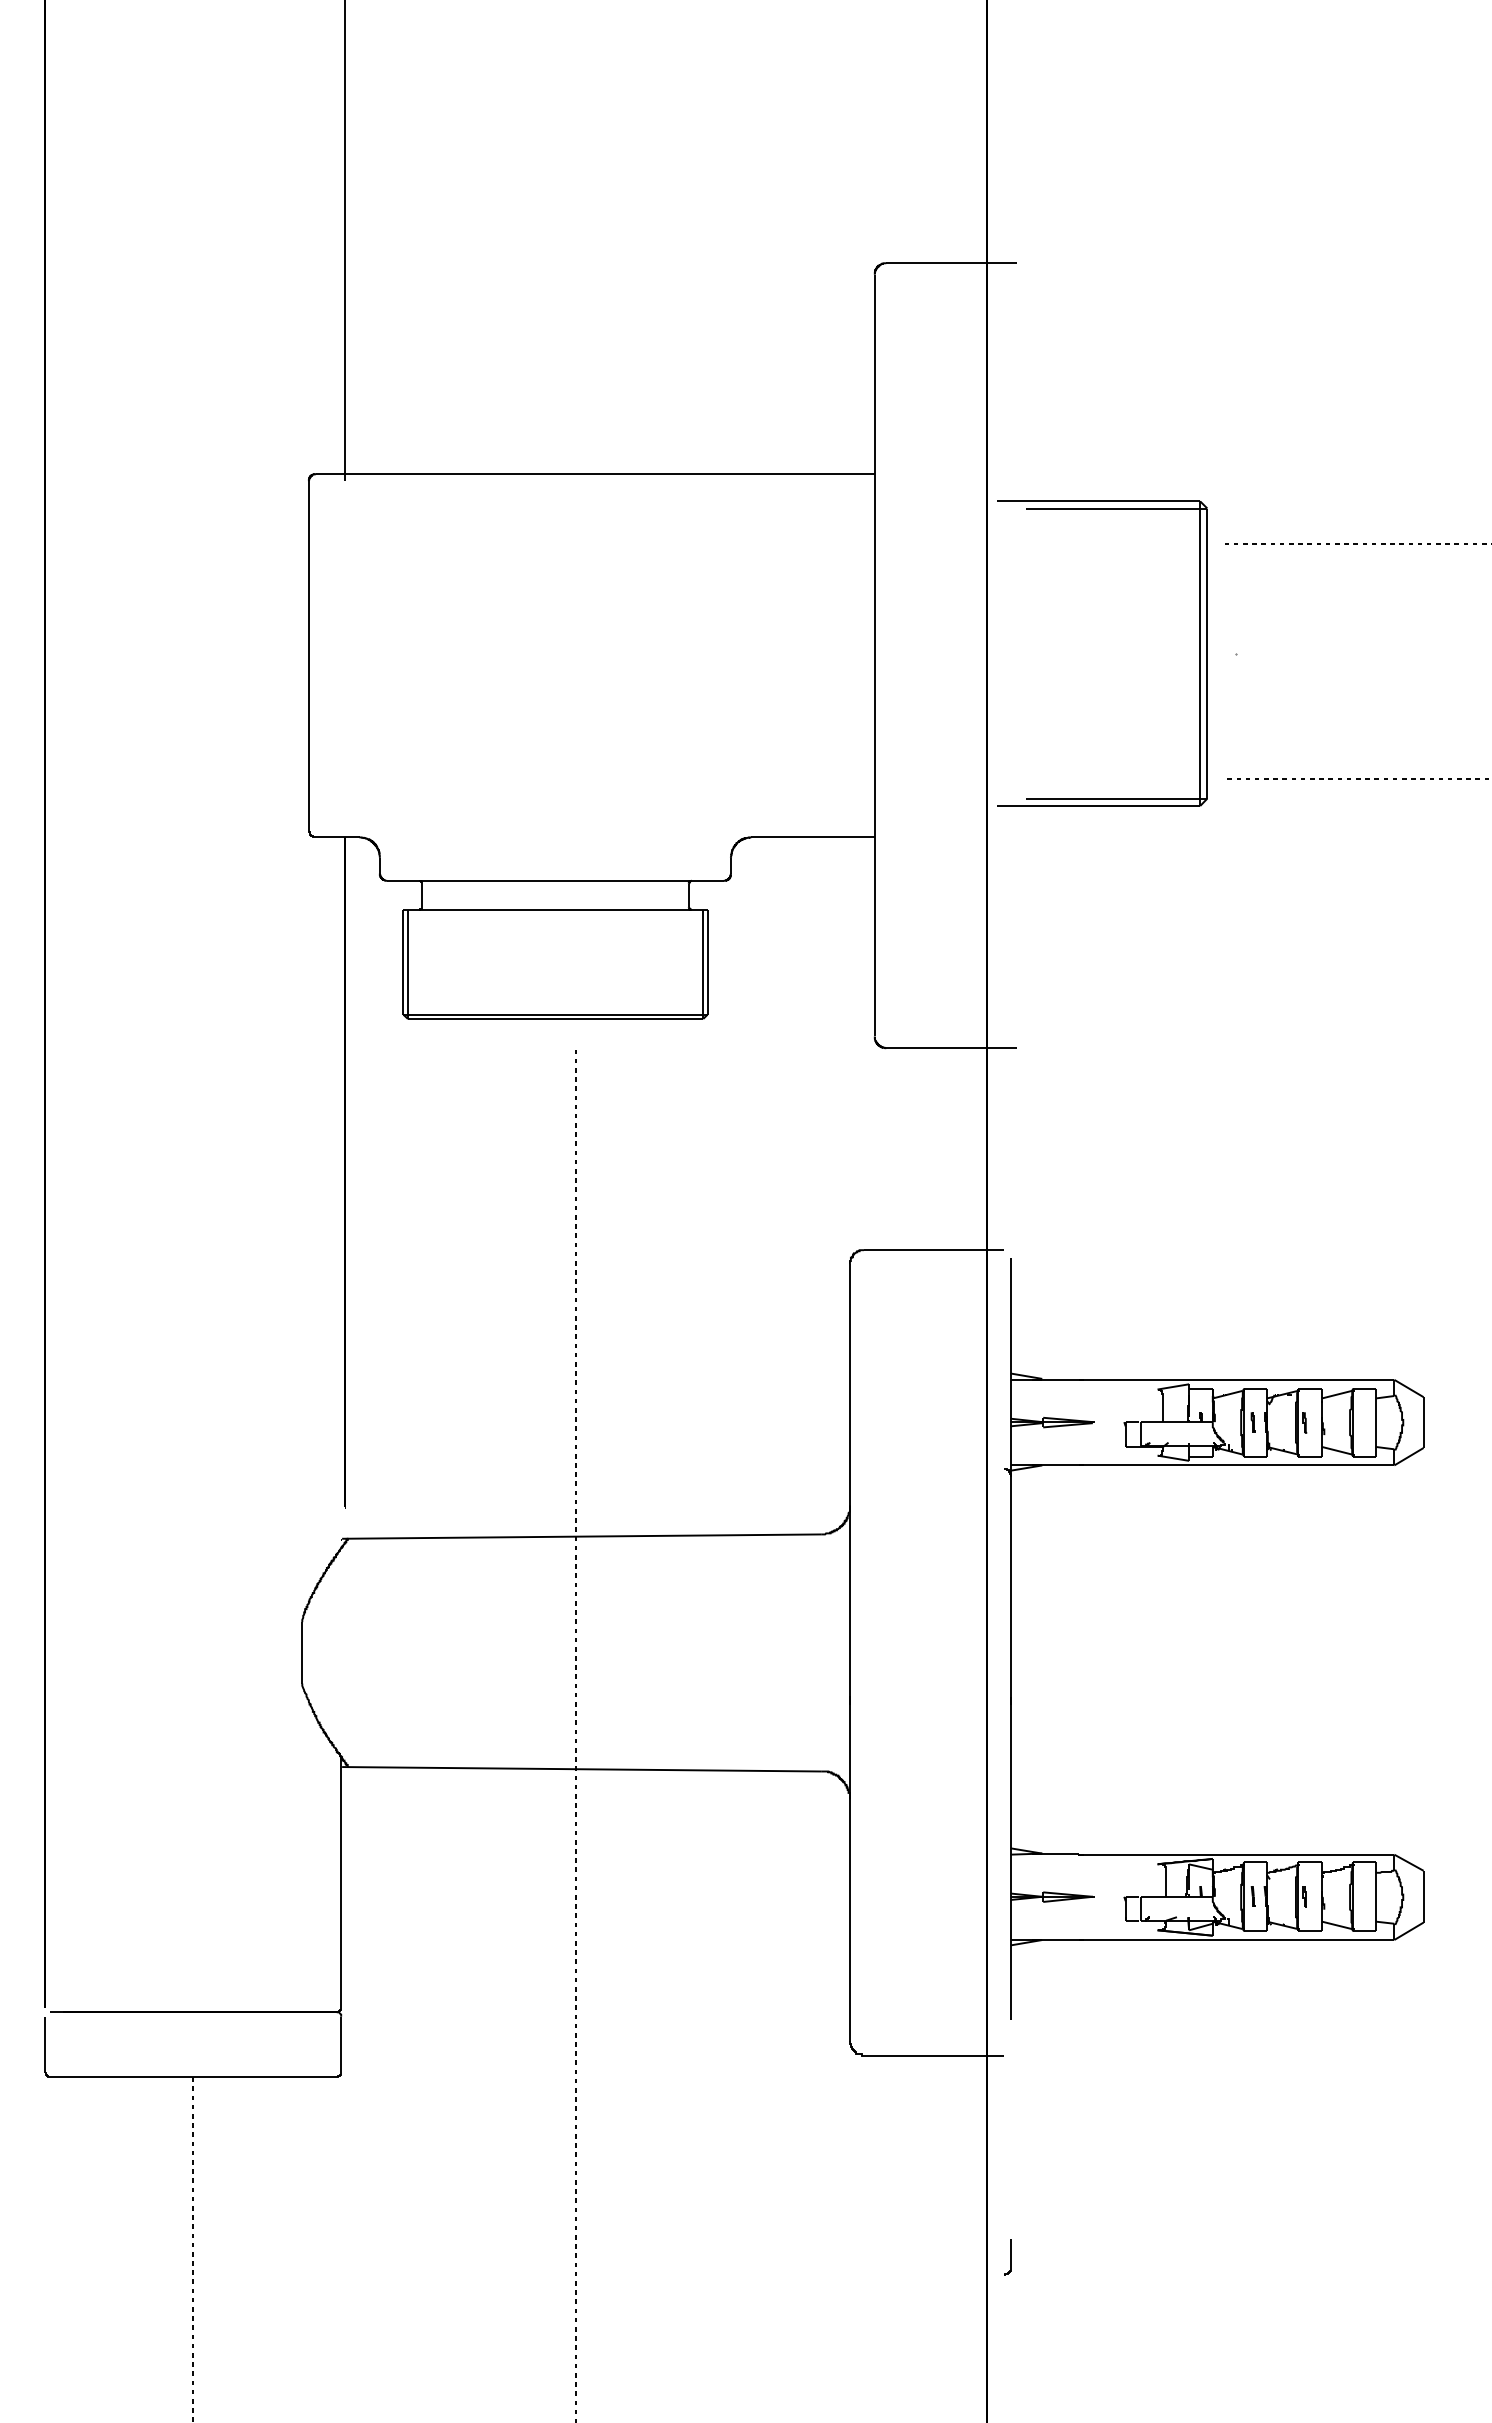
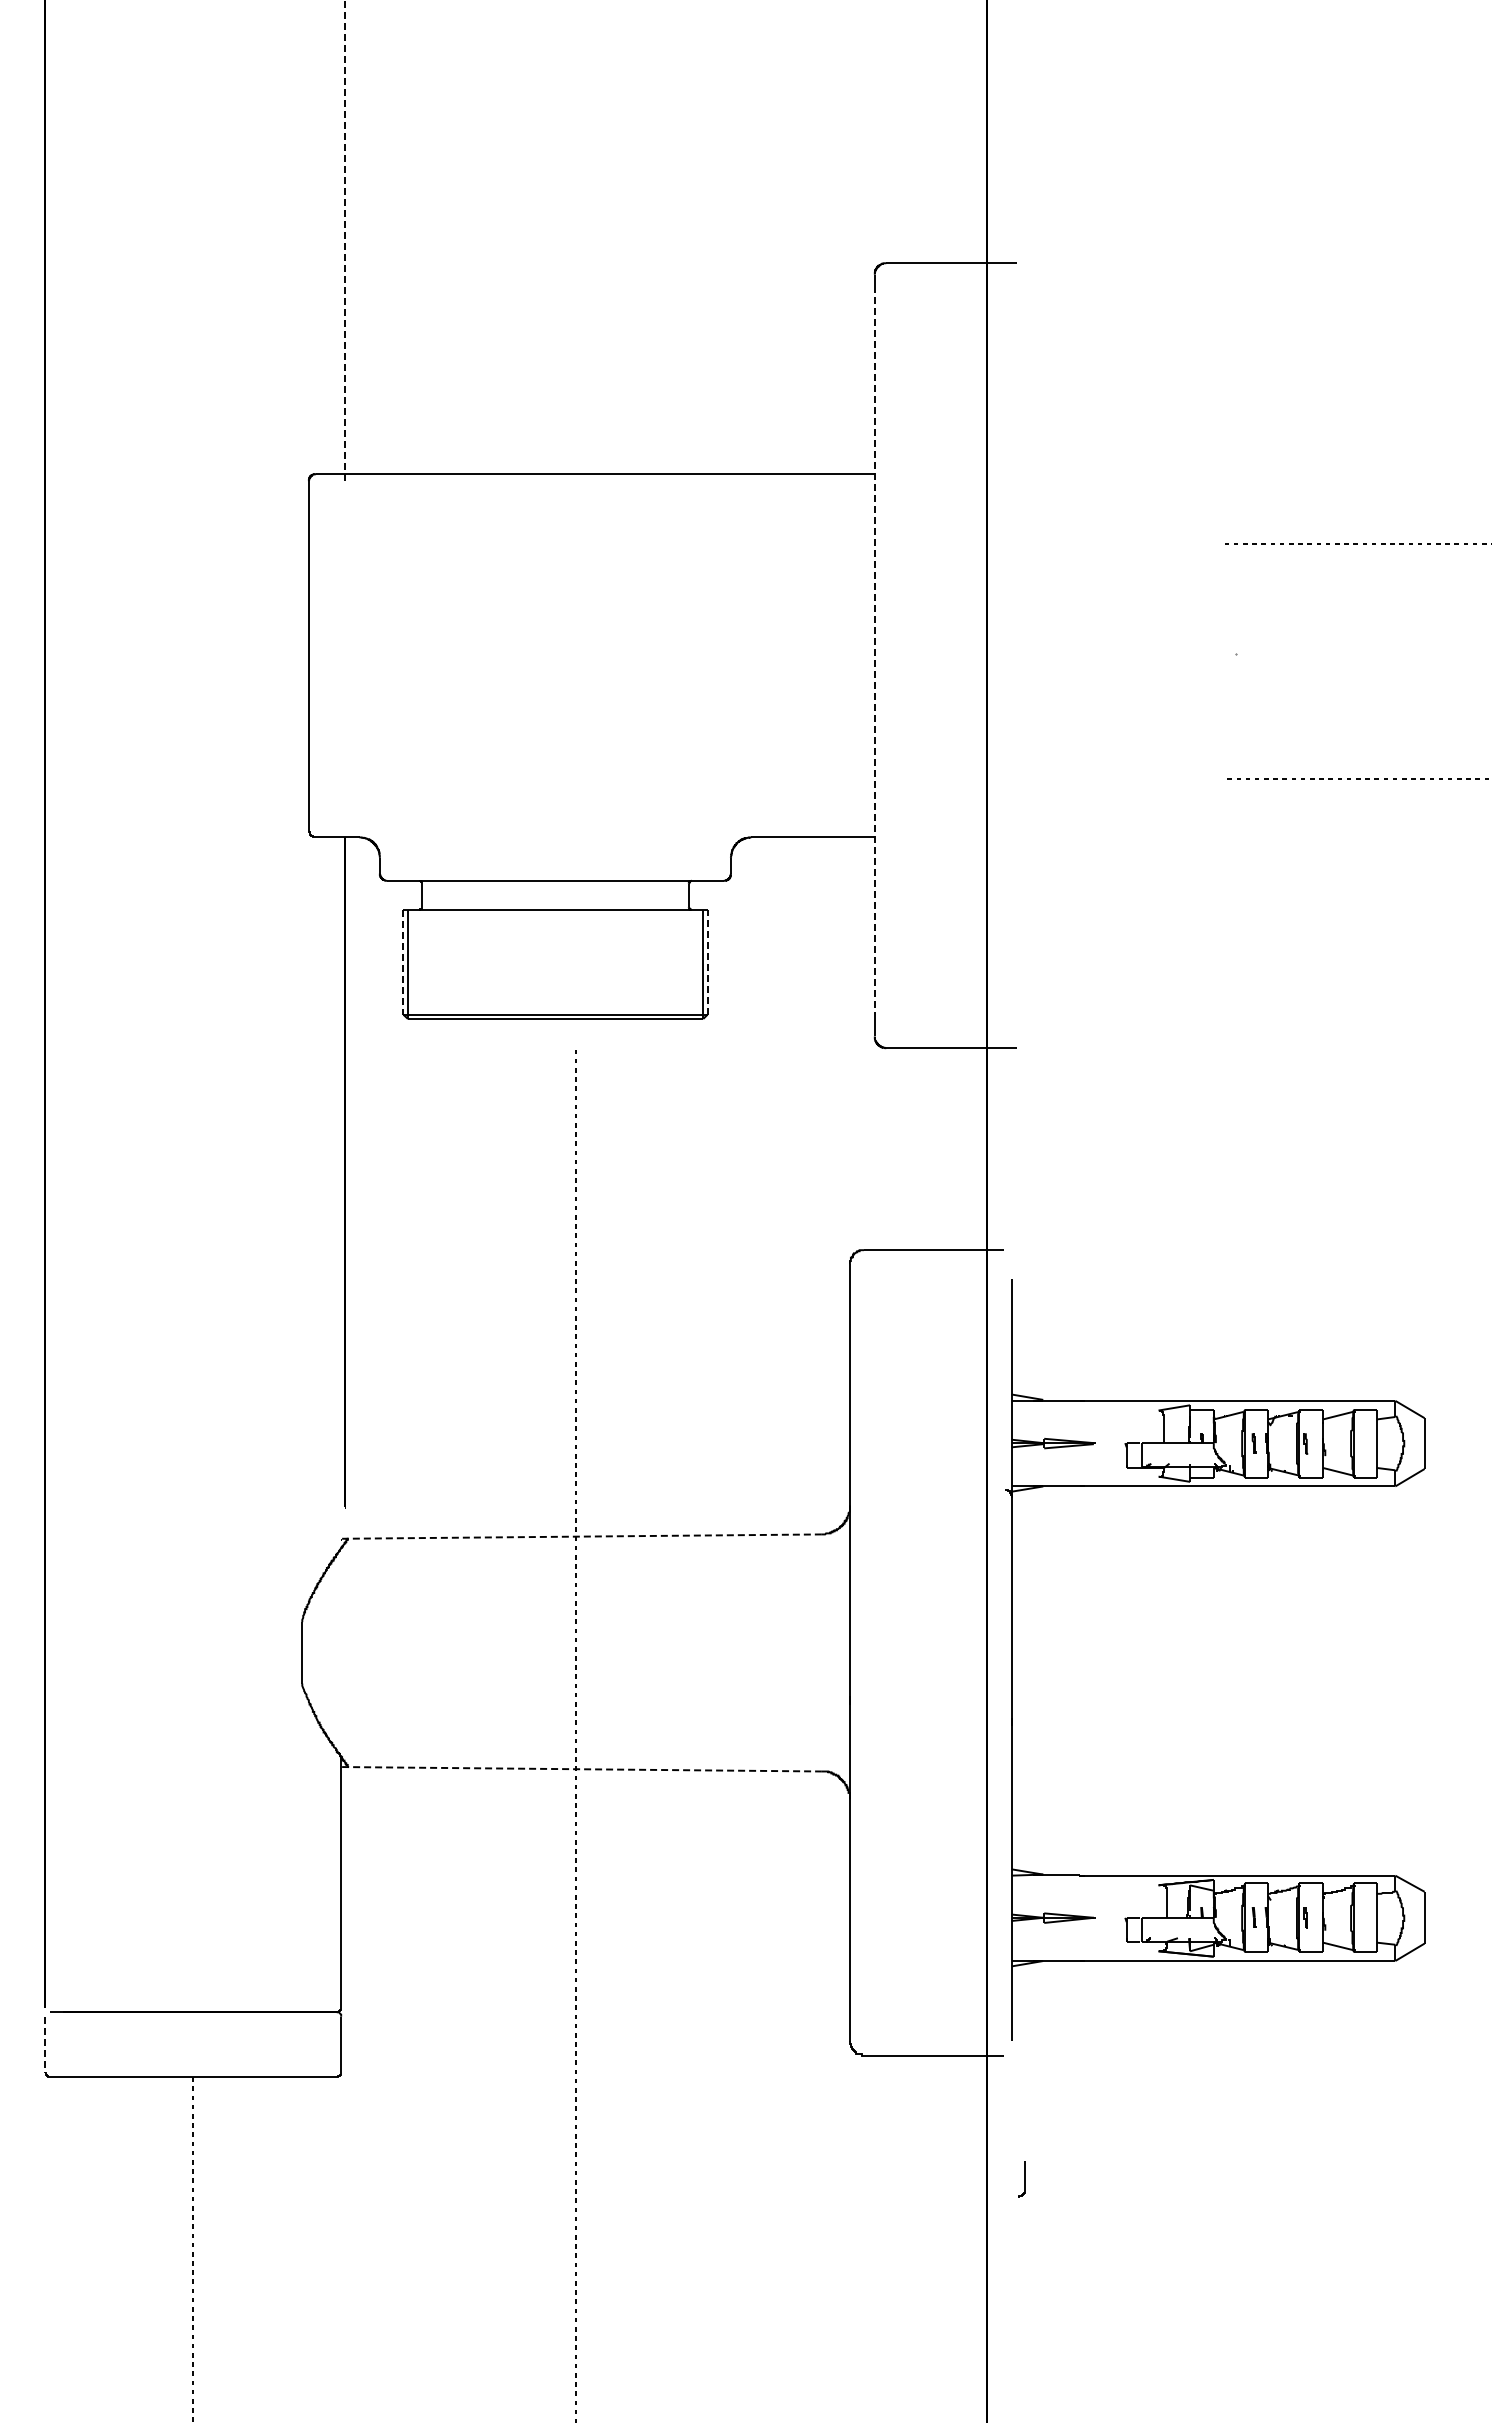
line: solid -> dashed (345, 240)
part: present -> none (1199, 653)
line: solid -> dashed (874, 655)
line: solid -> dashed (707, 961)
line: solid -> dashed (403, 962)
part position: (1214, 1465) -> (1215, 1486) (1215, 1486)
line: solid -> dashed (581, 1536)
line: solid -> dashed (581, 1769)
line: solid -> dashed (44, 2045)
part position: (1007, 2257) -> (1021, 2179) (1021, 2179)
